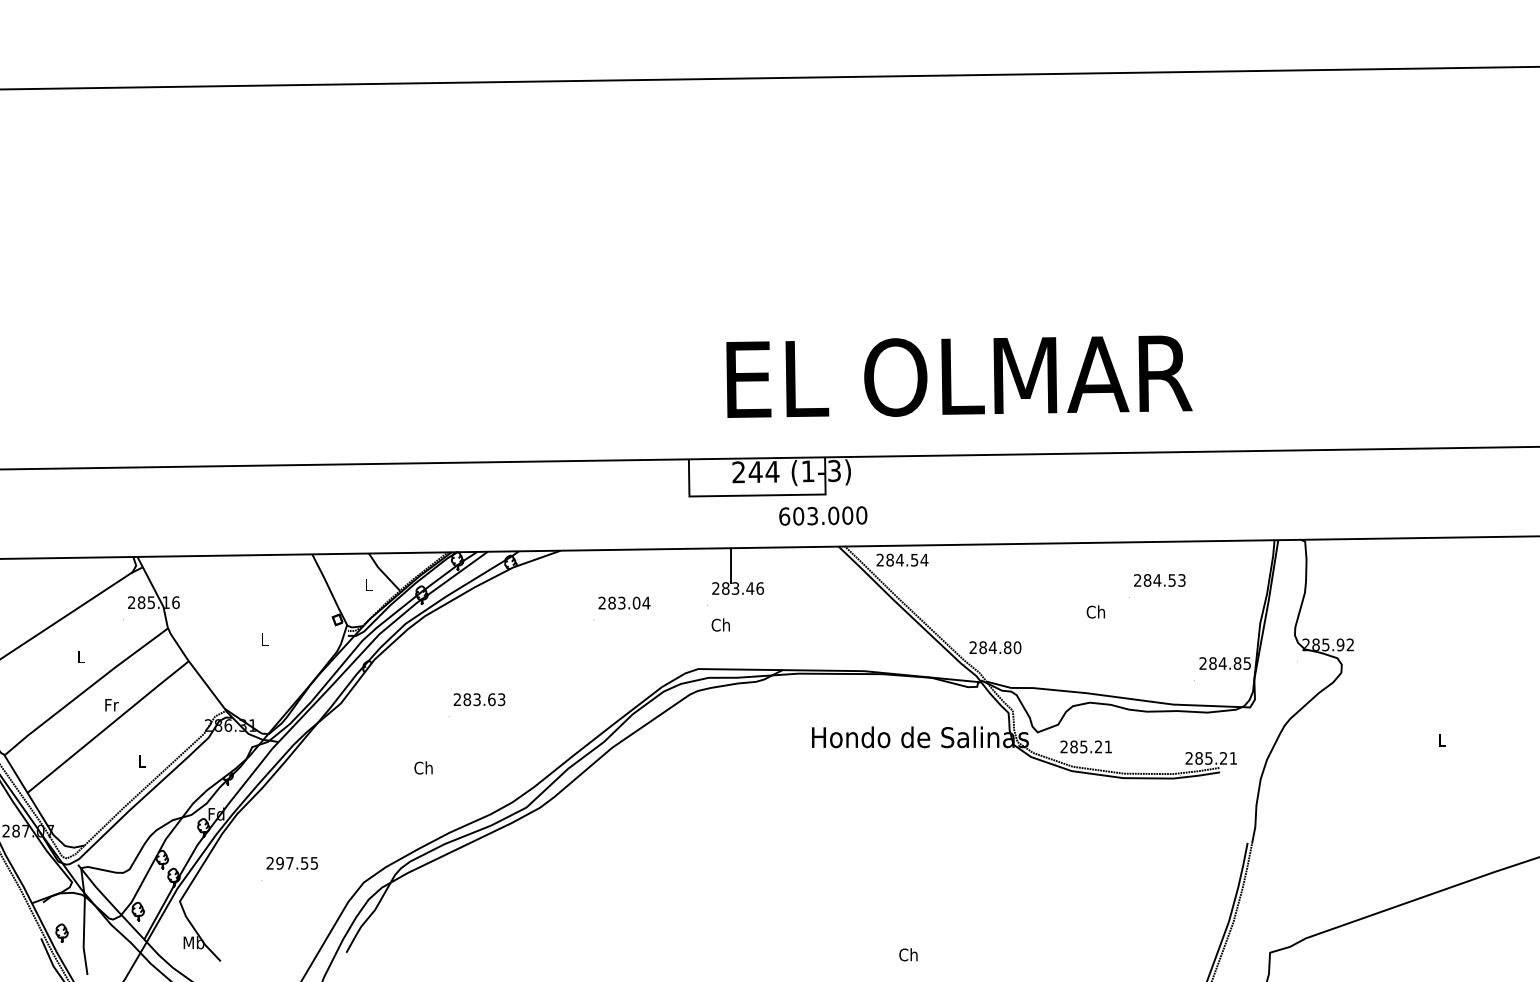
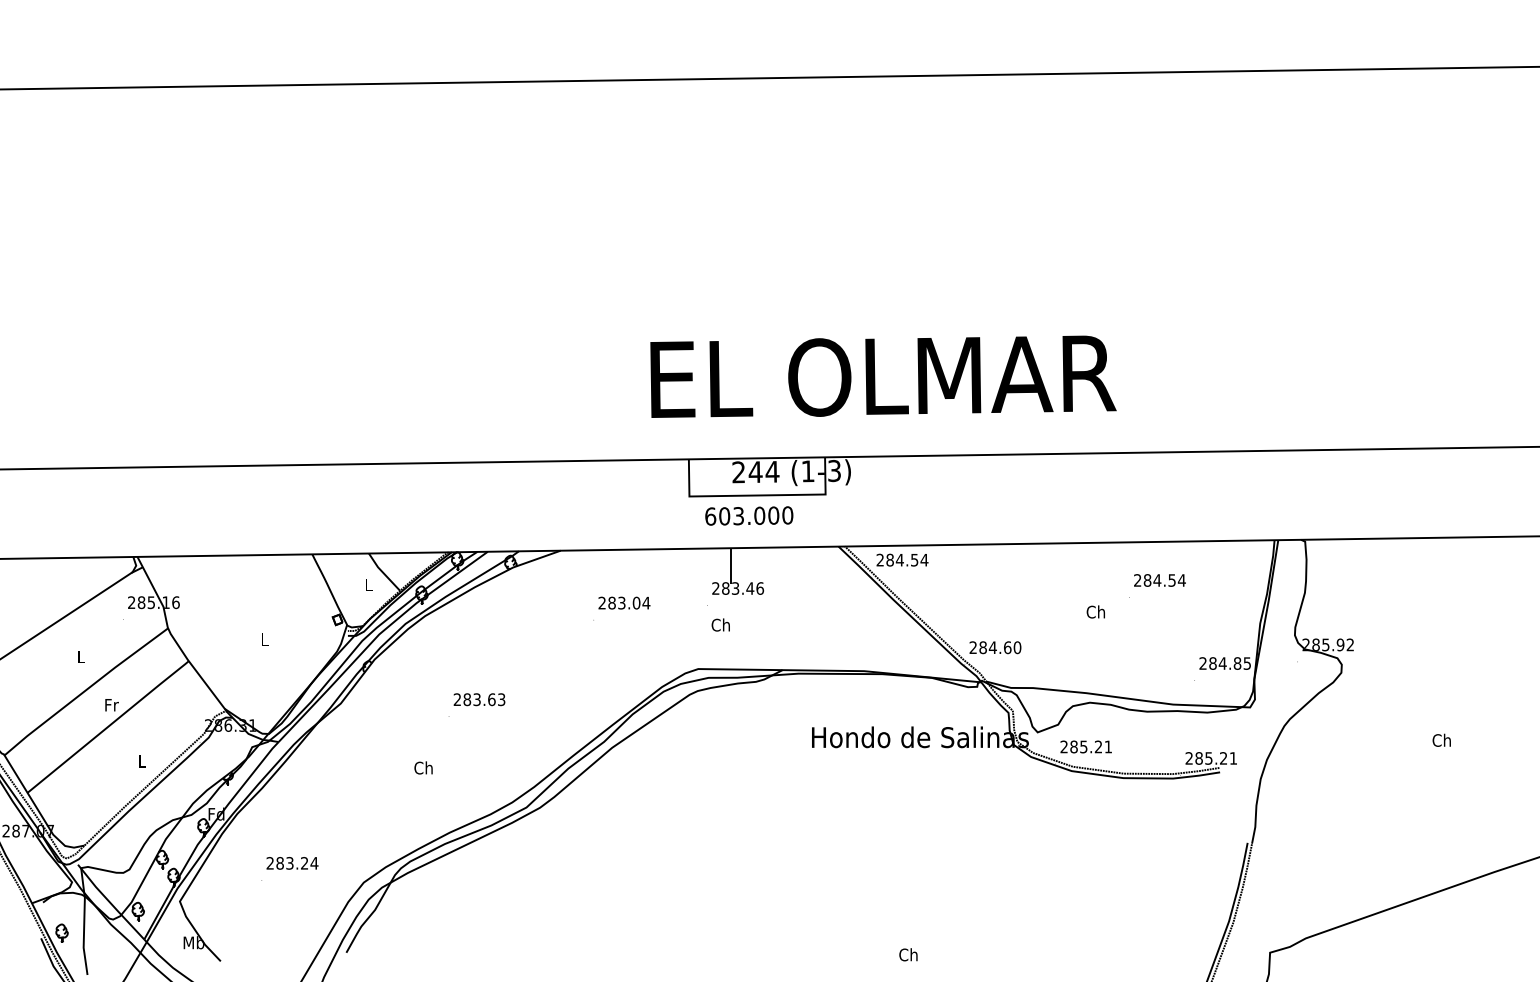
text position: (959, 376) -> (883, 376) (883, 376)
text position: (823, 515) -> (749, 515) (749, 515)
text: 284.53 -> 284.54 (1181, 580)
text: 284.80 -> 284.60 (1007, 647)
text: L -> Ch (1441, 739)
text: 297.55 -> 283.24 (297, 863)
